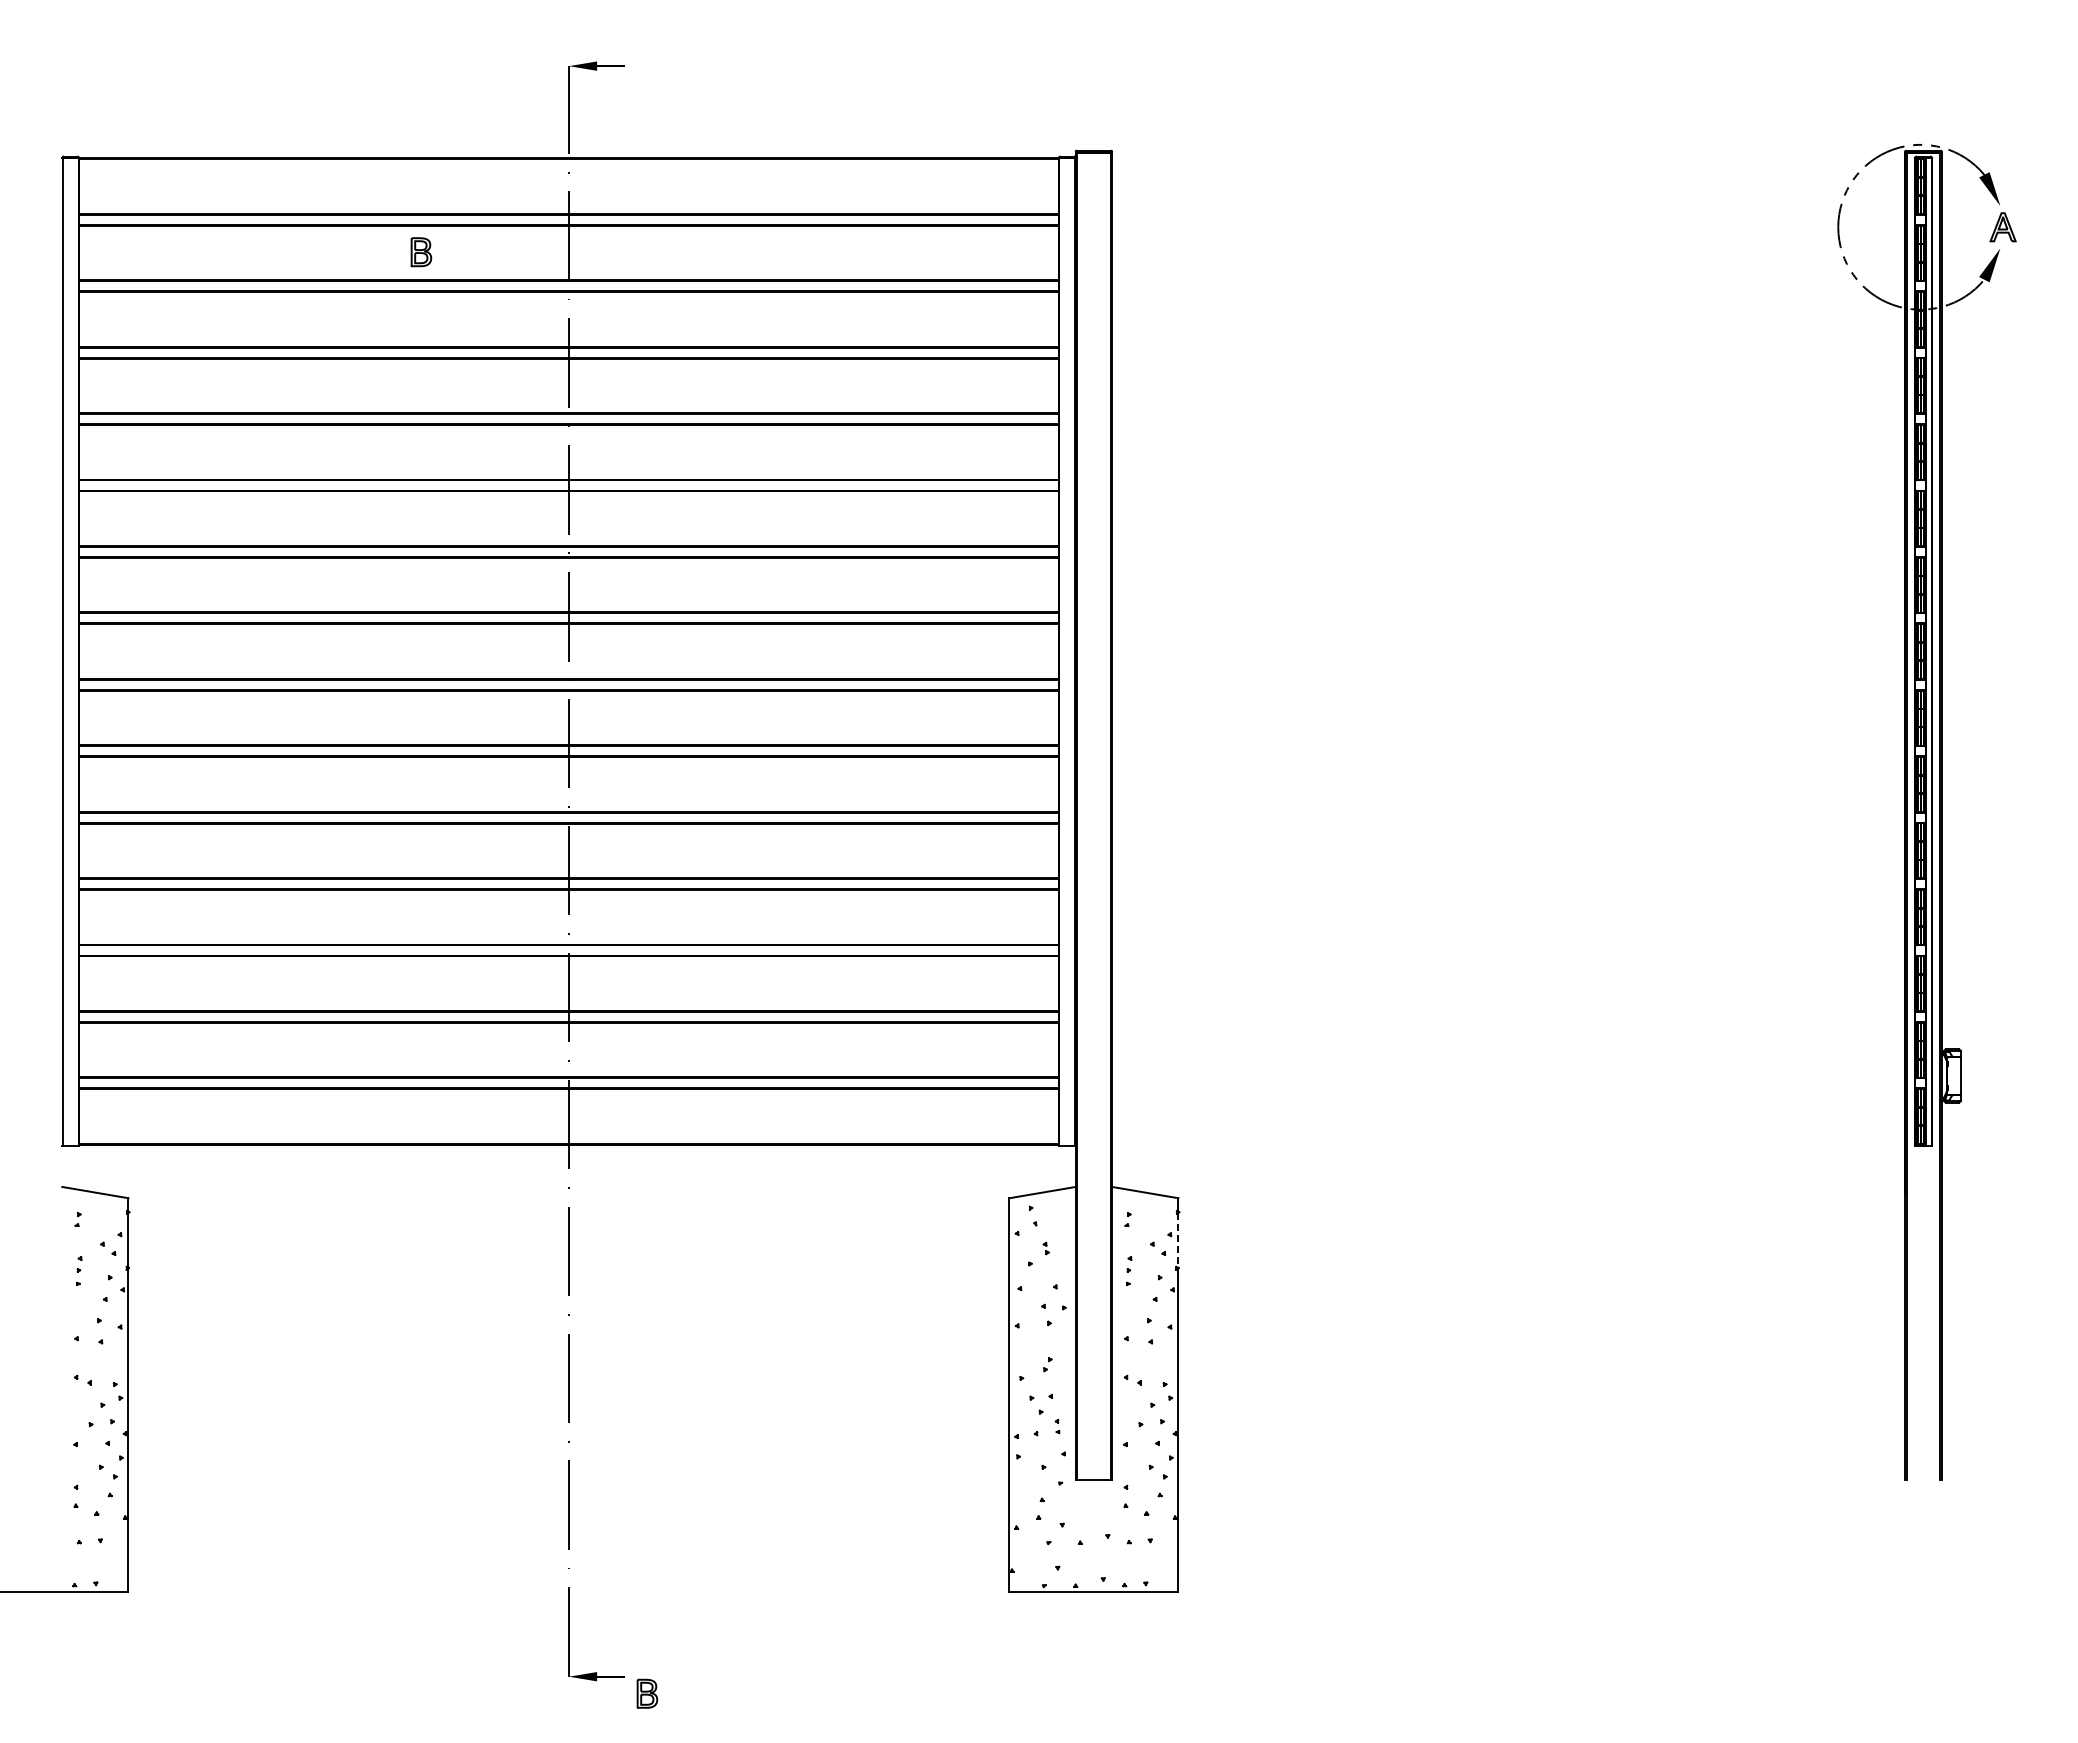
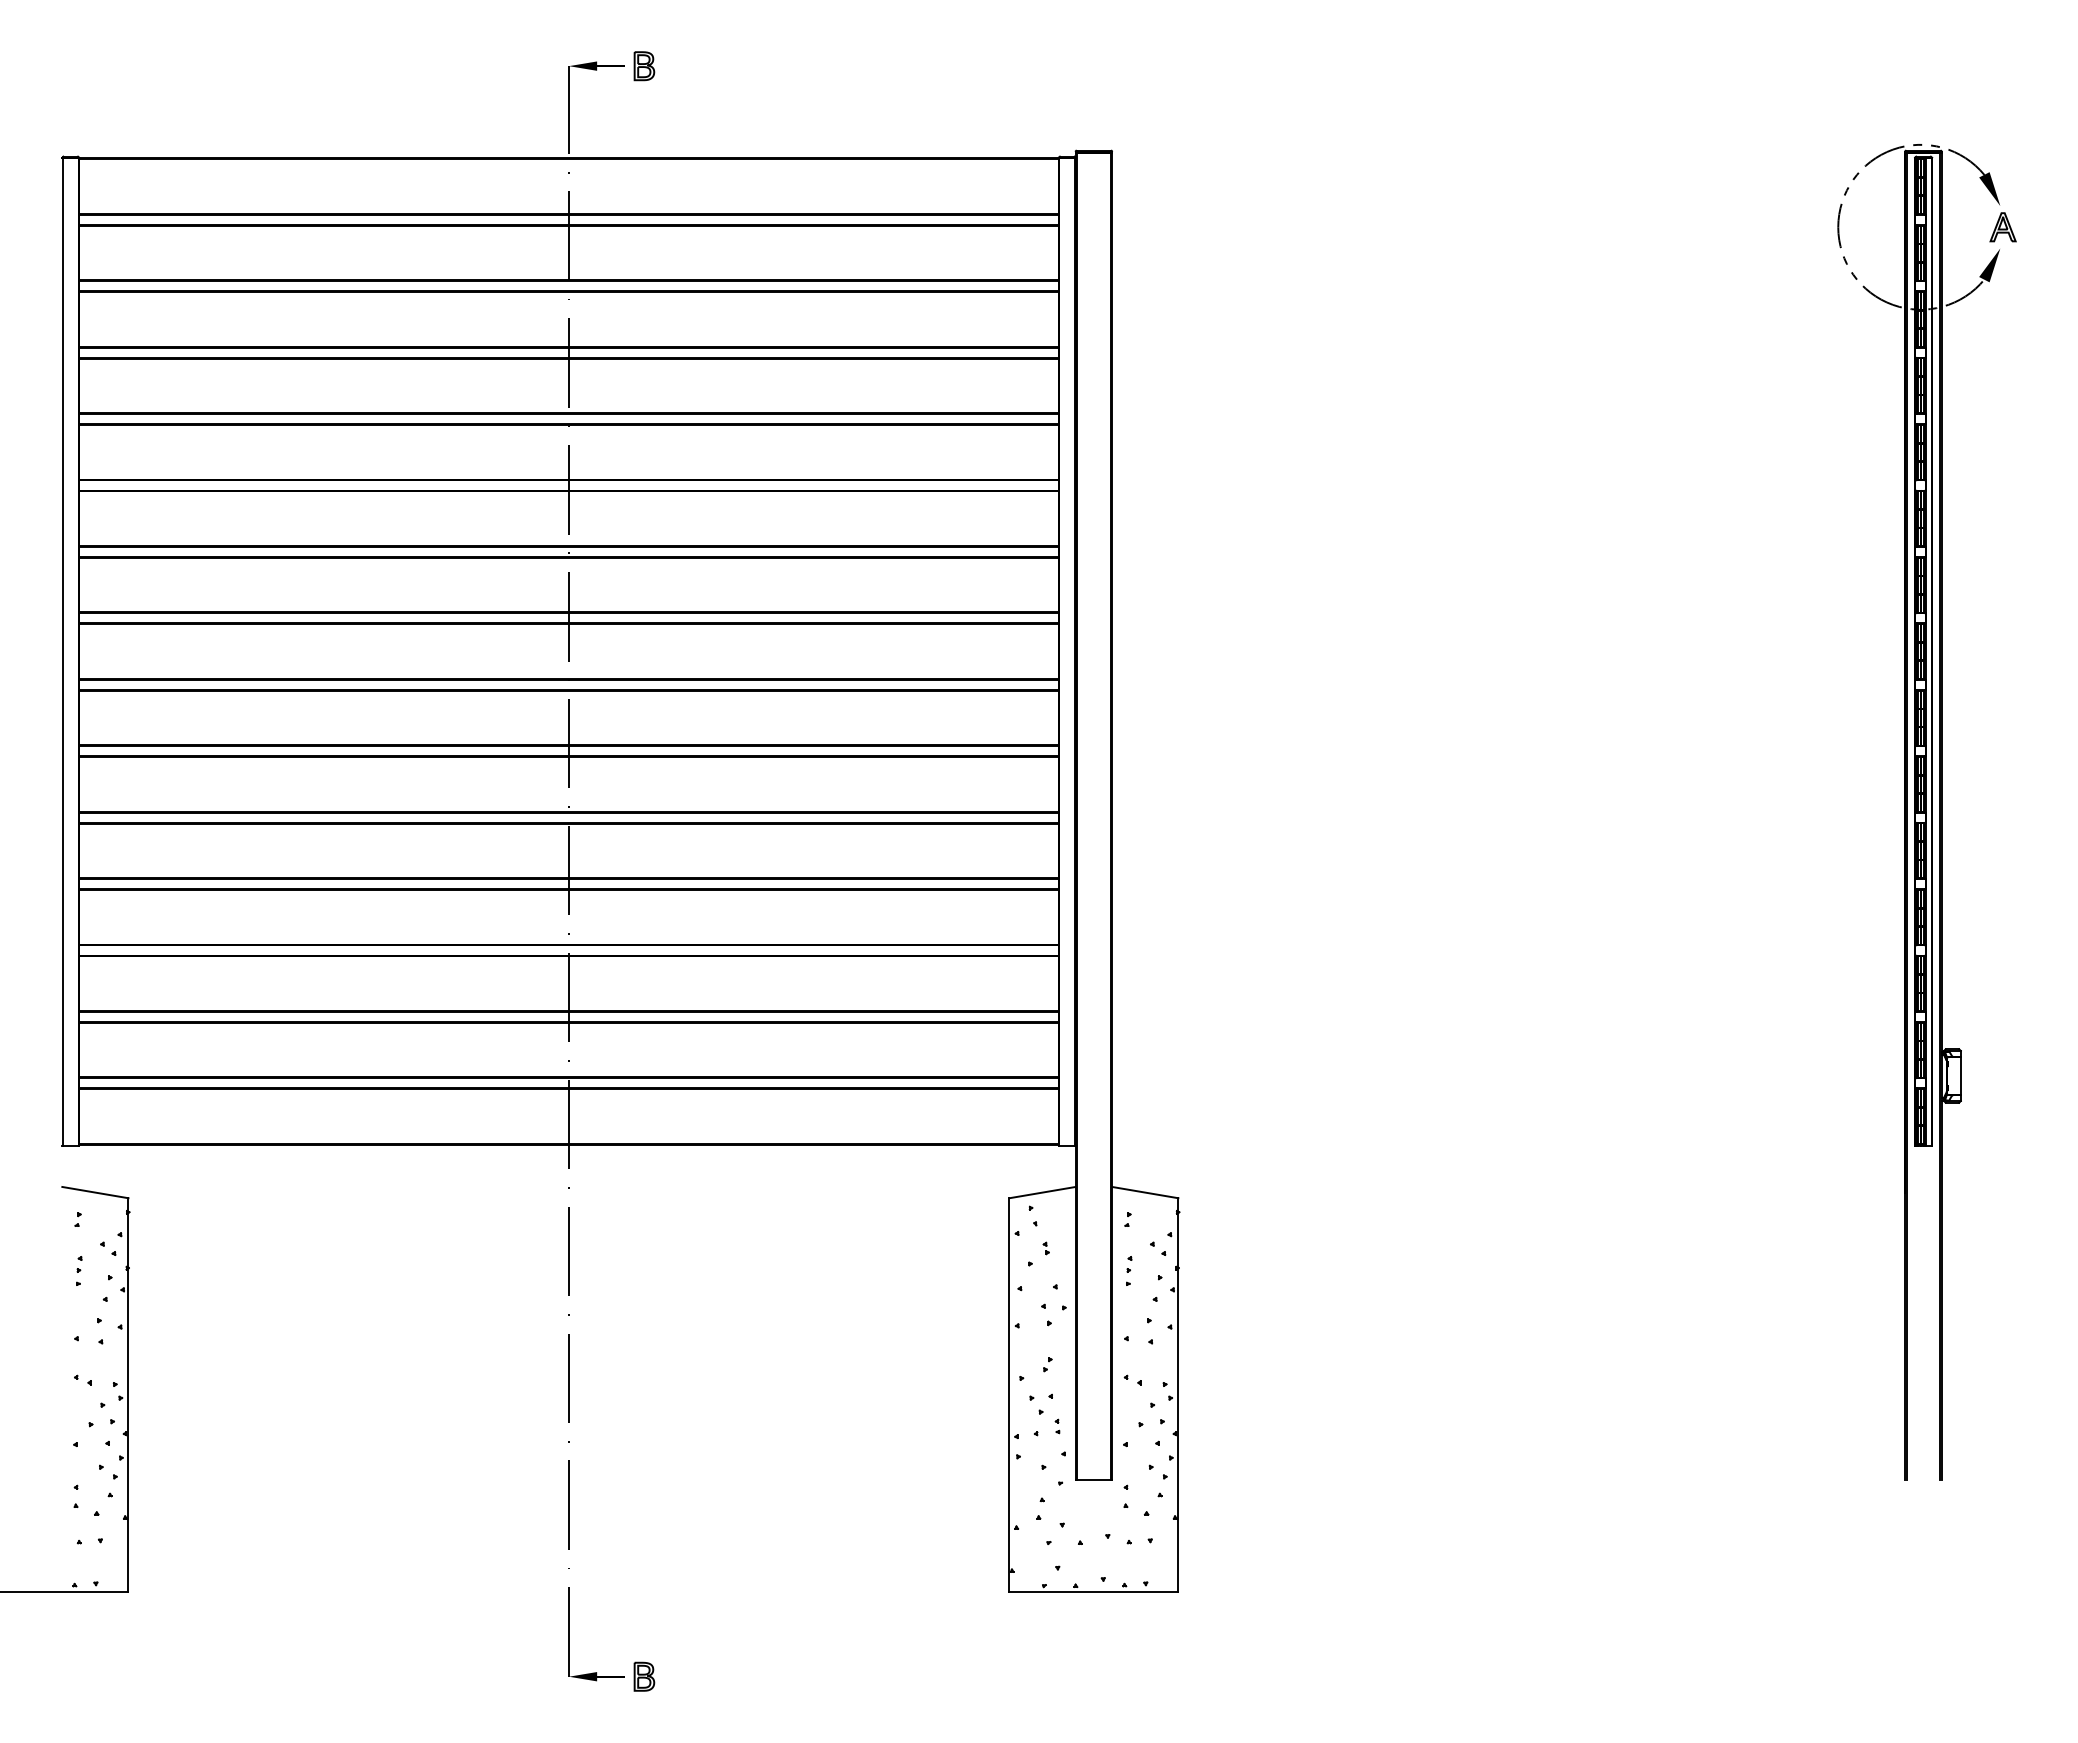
part position: (421, 252) -> (644, 66) (644, 66)
line: dashed -> solid (1178, 1240)
part position: (647, 1693) -> (644, 1676) (644, 1676)
